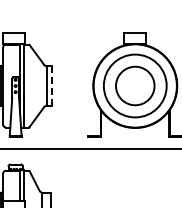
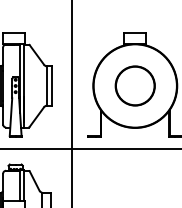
circle diameter: 63 px -> 39 px (134, 85)
line: dashed -> solid (51, 86)
line: none -> present (72, 103)
